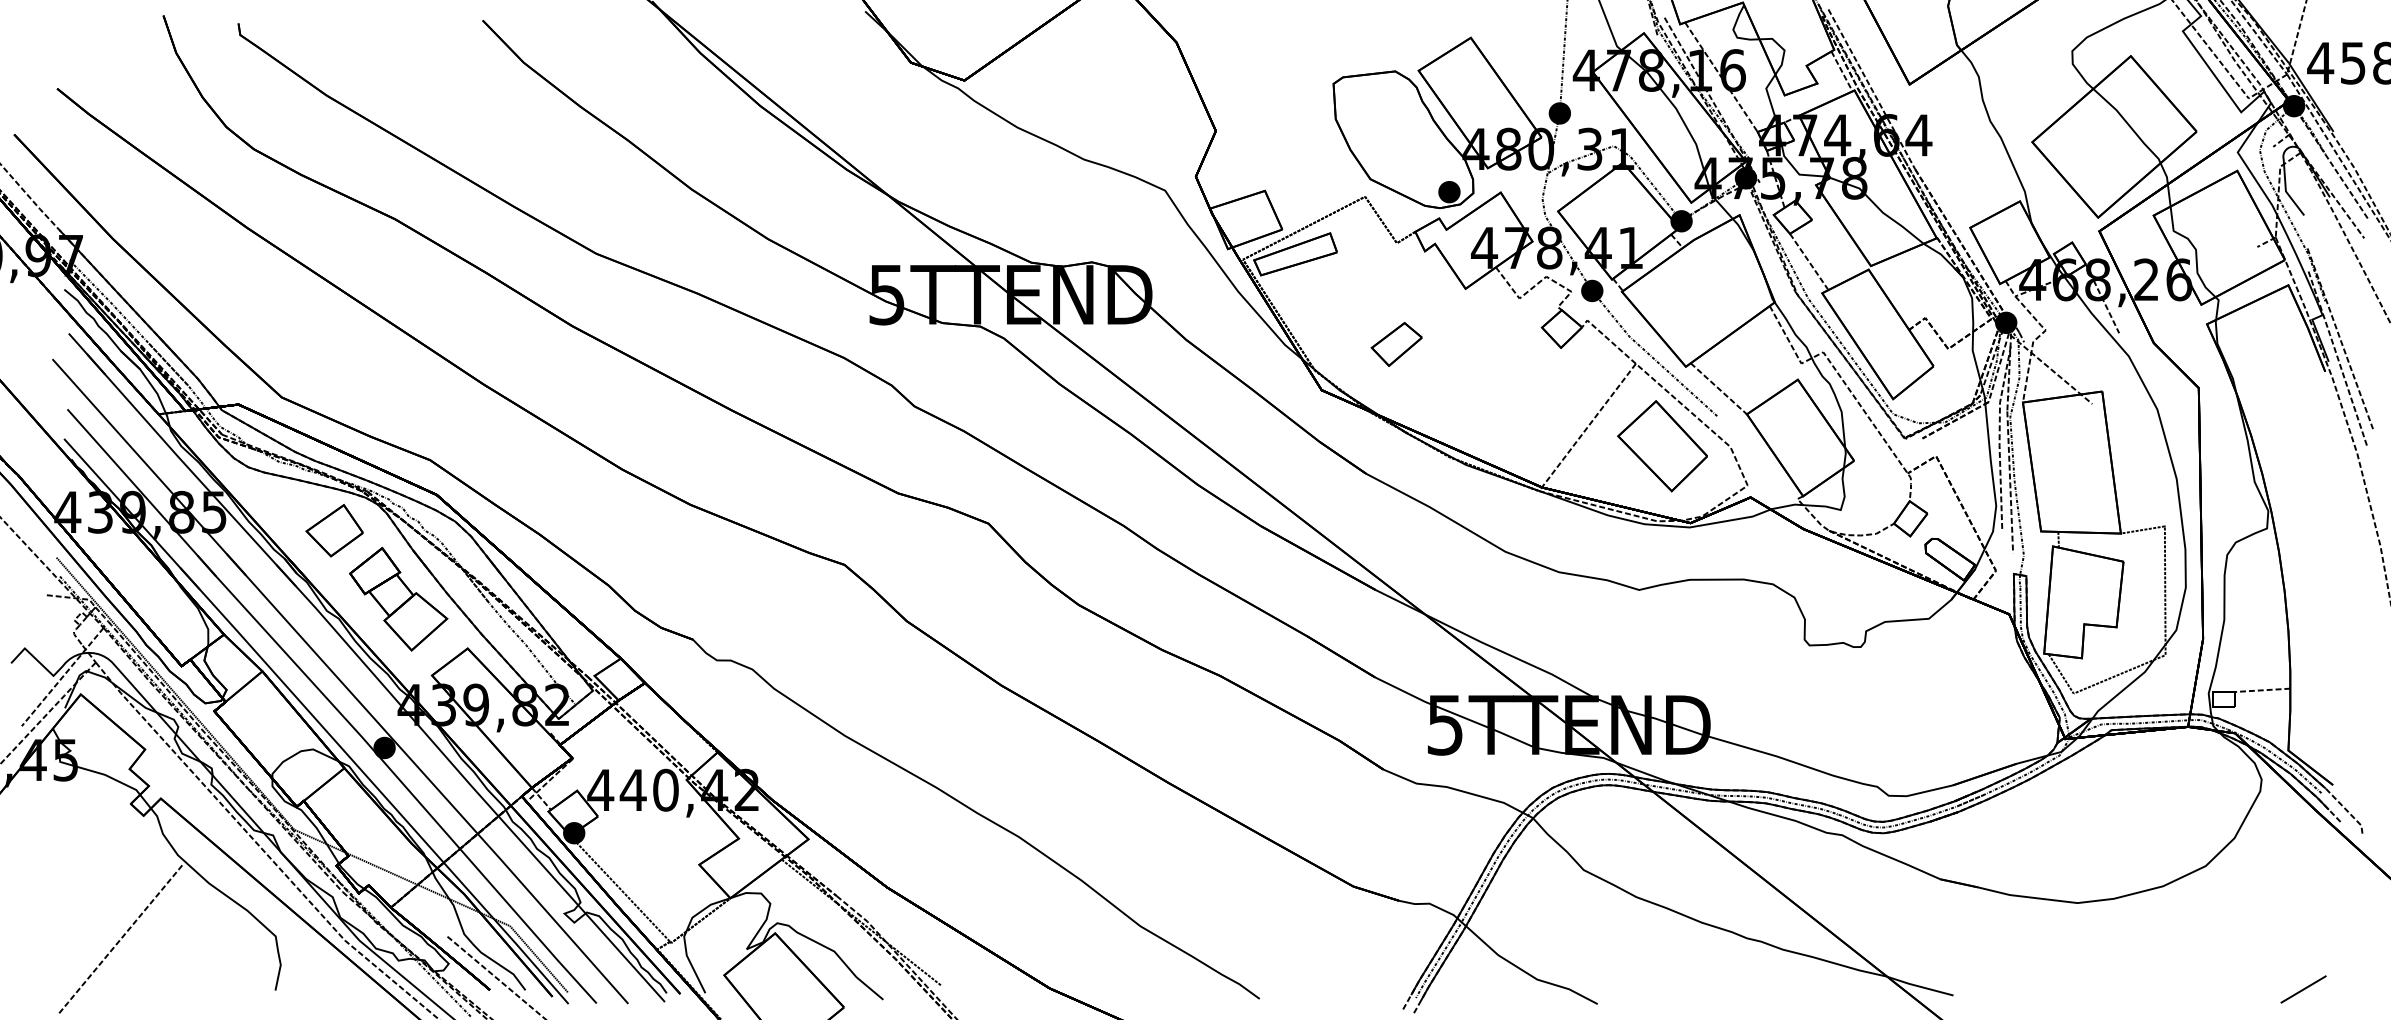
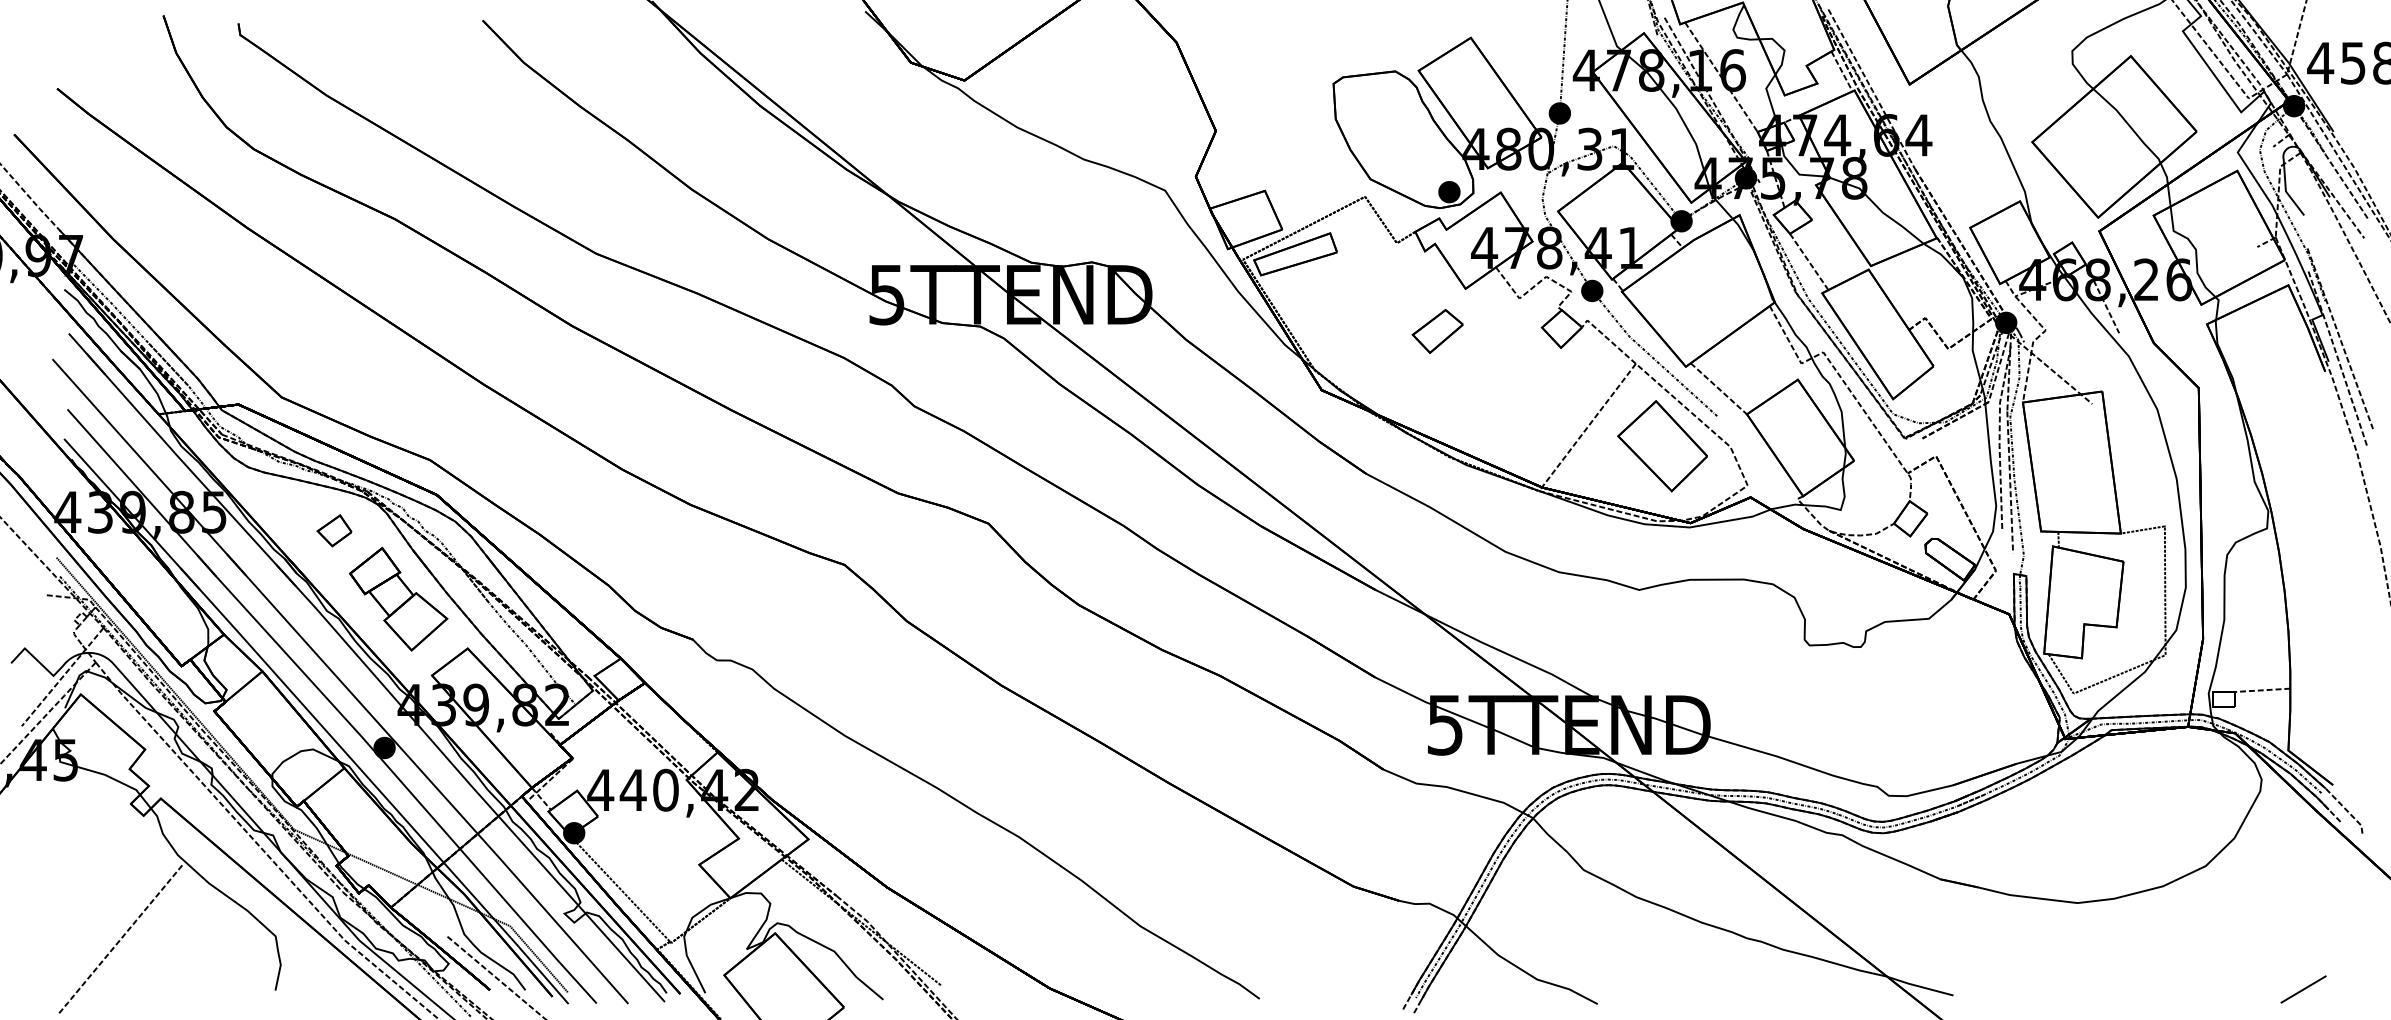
part position: (1396, 344) -> (1437, 331) (1437, 331)
part size: 59x54 px -> 37x34 px (334, 530)
